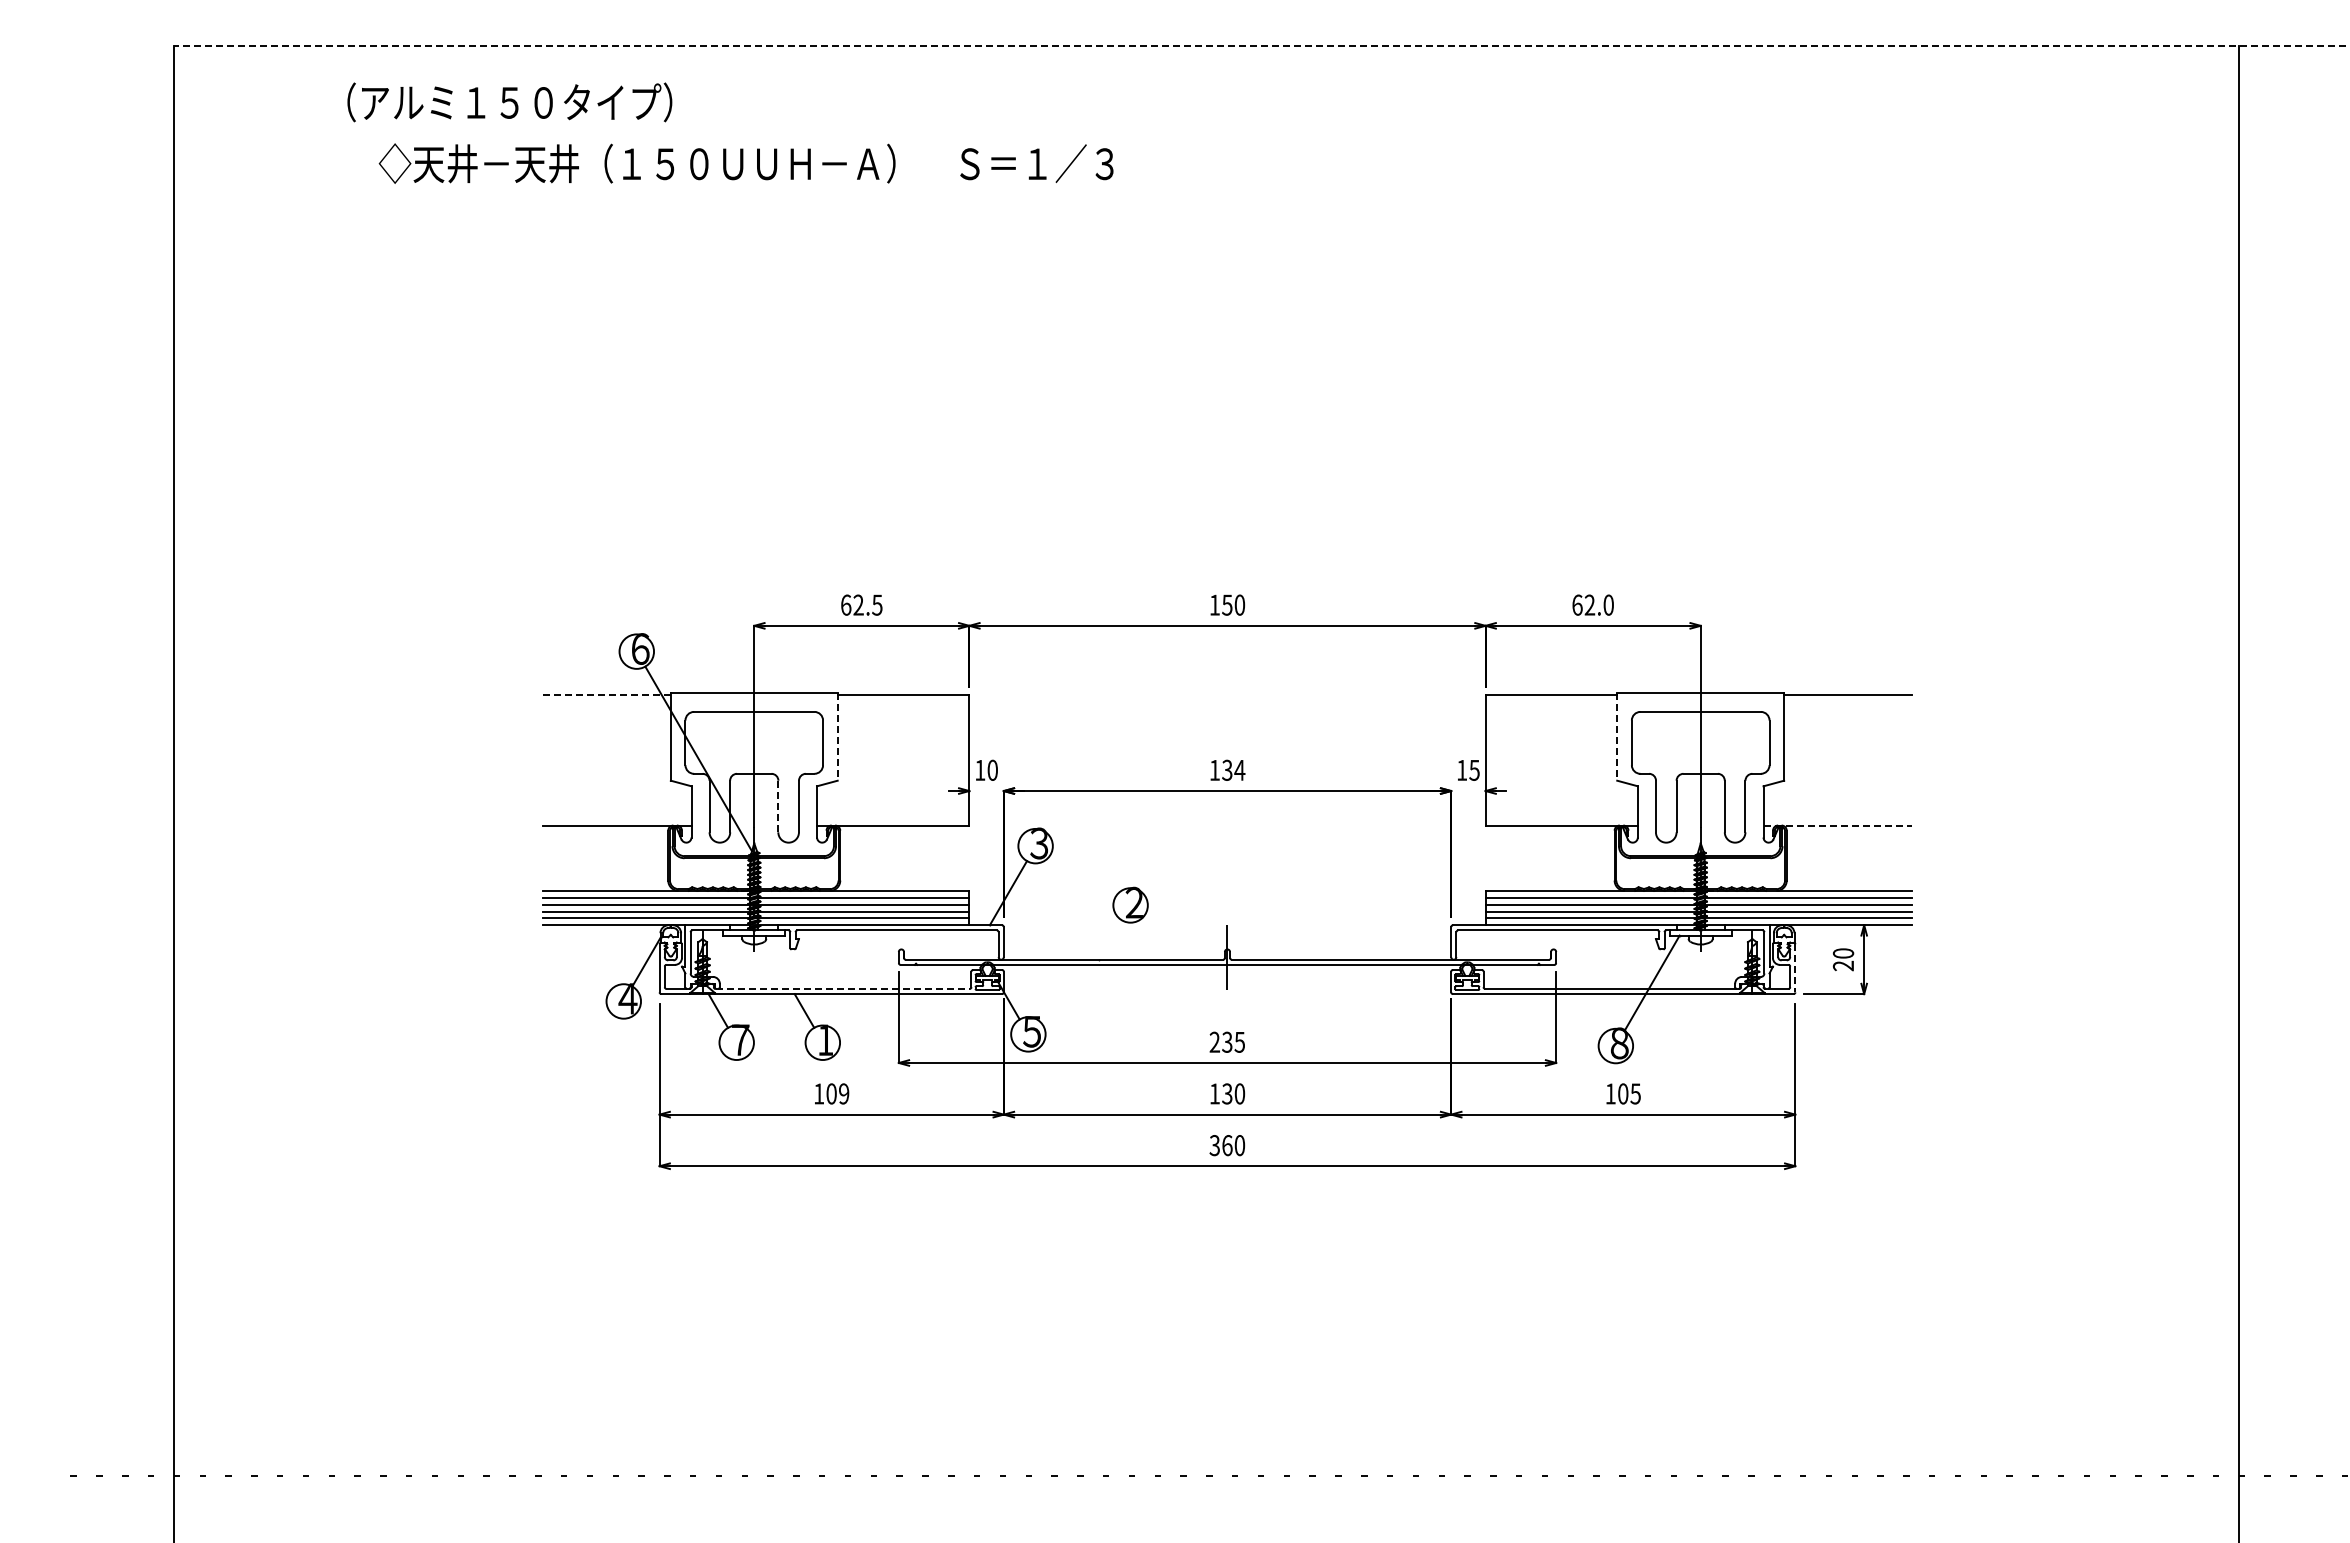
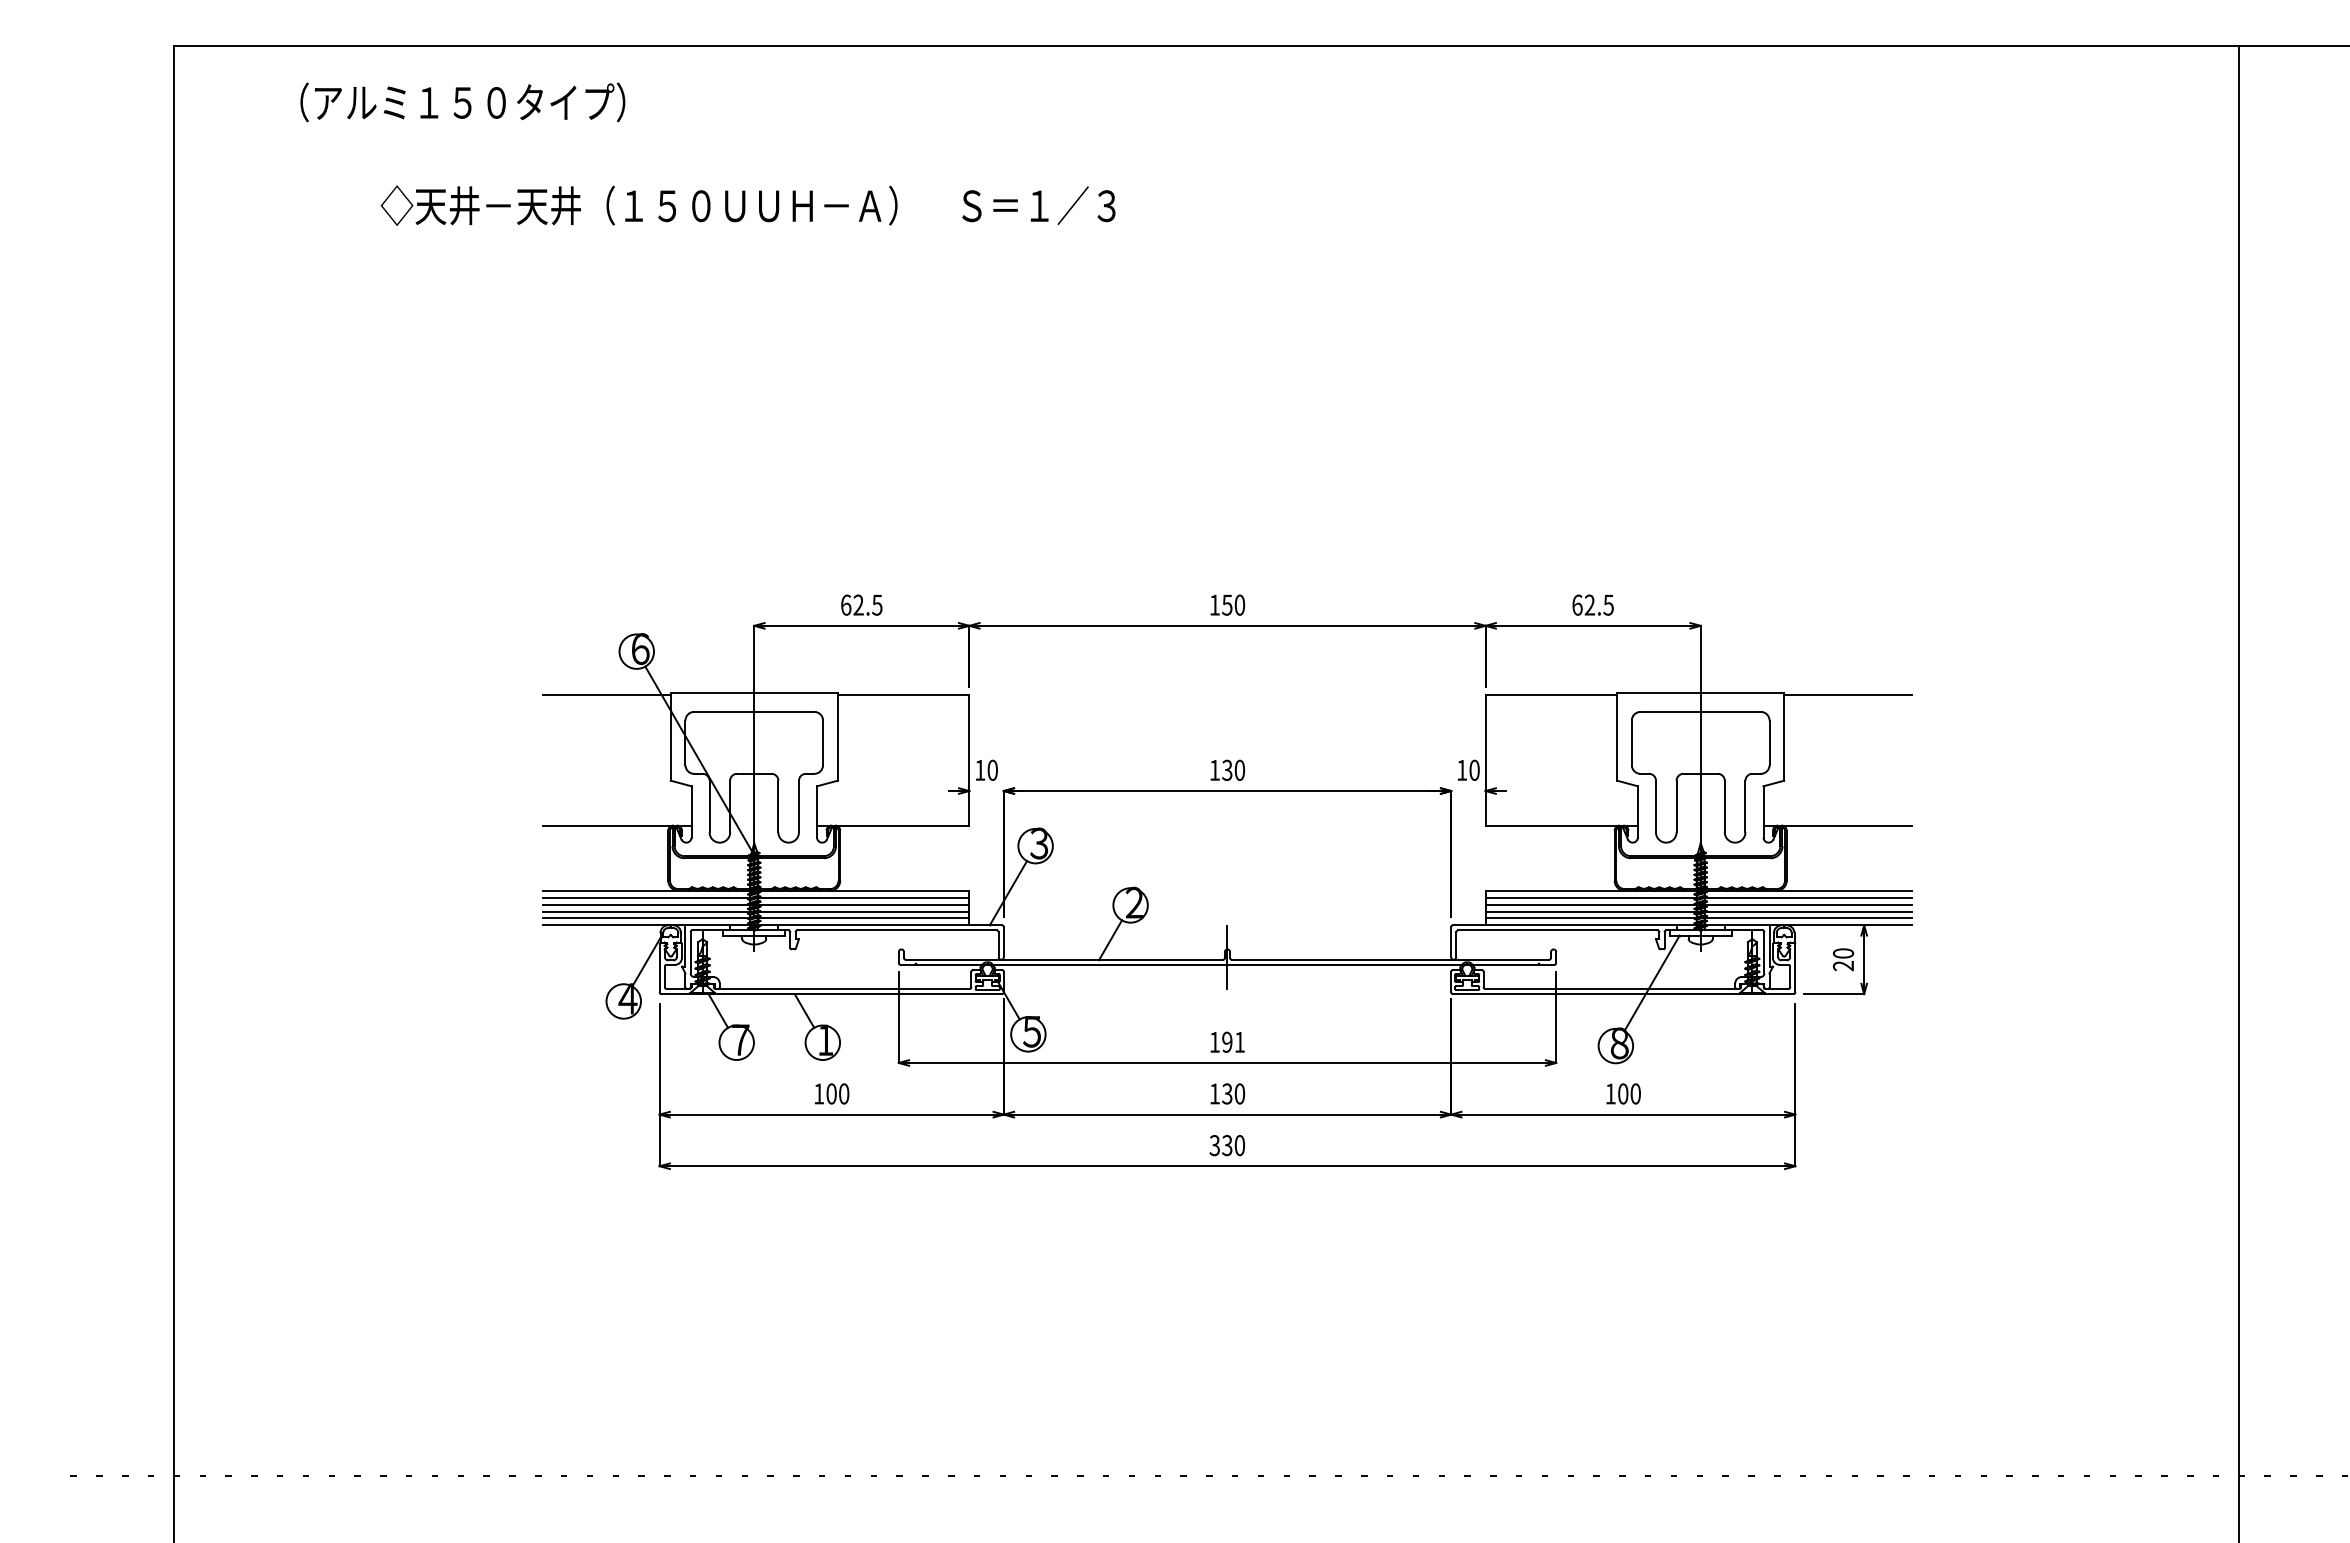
line: dashed -> solid (1261, 46)
text position: (509, 102) -> (462, 102) (462, 102)
text position: (745, 163) -> (747, 205) (747, 205)
text: 62.0 -> 62.5 (1608, 604)
line: dashed -> solid (606, 694)
line: dashed -> solid (837, 737)
line: dashed -> solid (1617, 737)
text: 134 -> 130 (1239, 769)
text: 15 -> 10 (1474, 769)
line: dashed -> solid (778, 806)
line: dashed -> solid (1838, 825)
line: none -> present (1110, 939)
line: dashed -> solid (1795, 968)
line: dashed -> solid (843, 988)
text: 235 -> 191 (1226, 1041)
text: 109 -> 100 (844, 1093)
text: 105 -> 100 (1635, 1093)
text: 360 -> 330 (1227, 1145)
